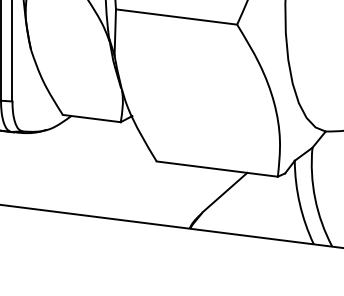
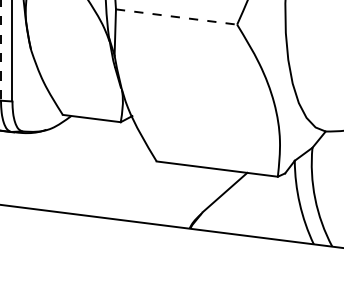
line: solid -> dashed (177, 17)
line: solid -> dashed (0, 50)
